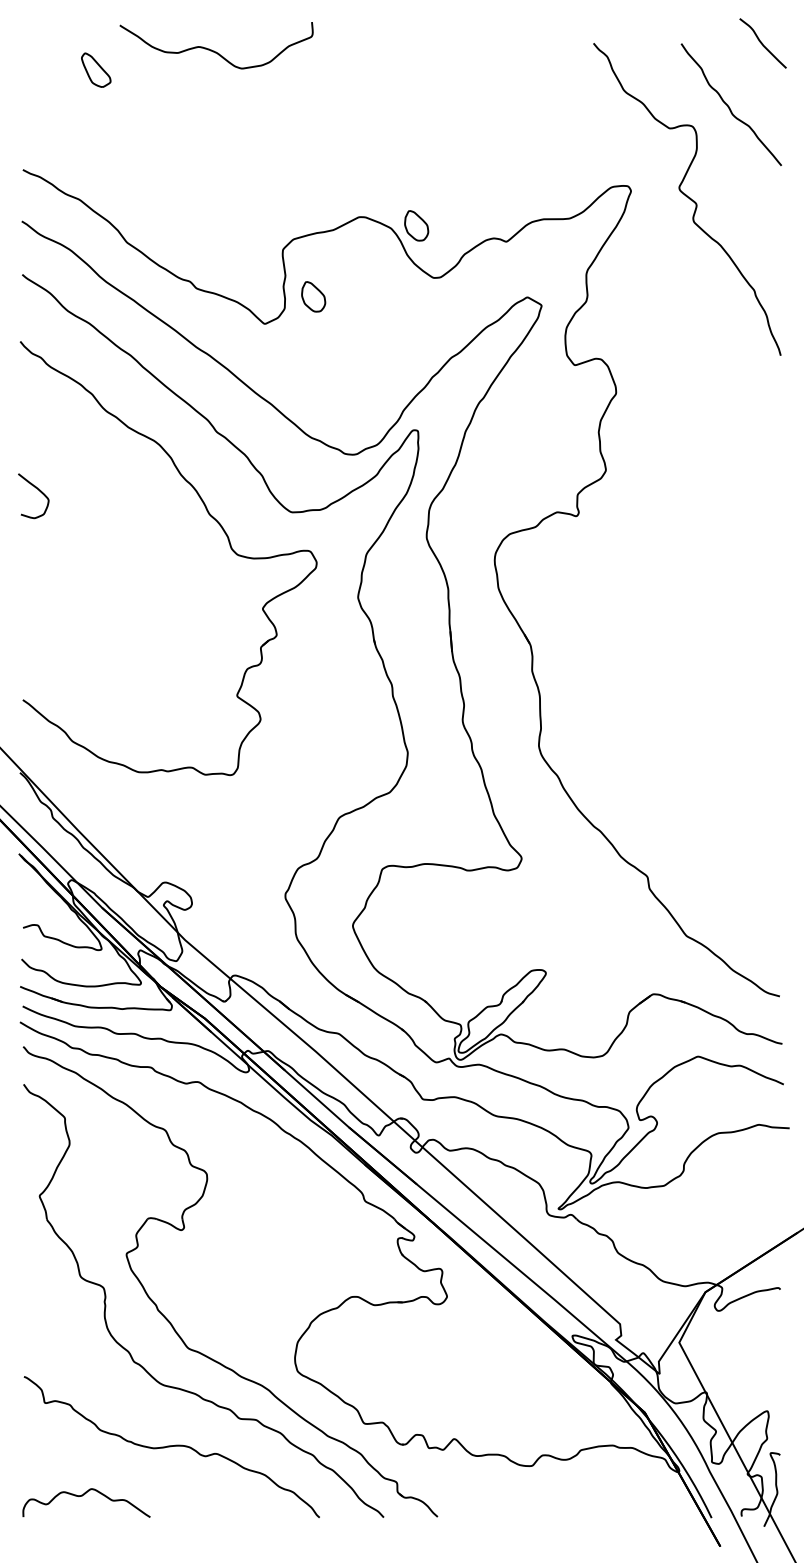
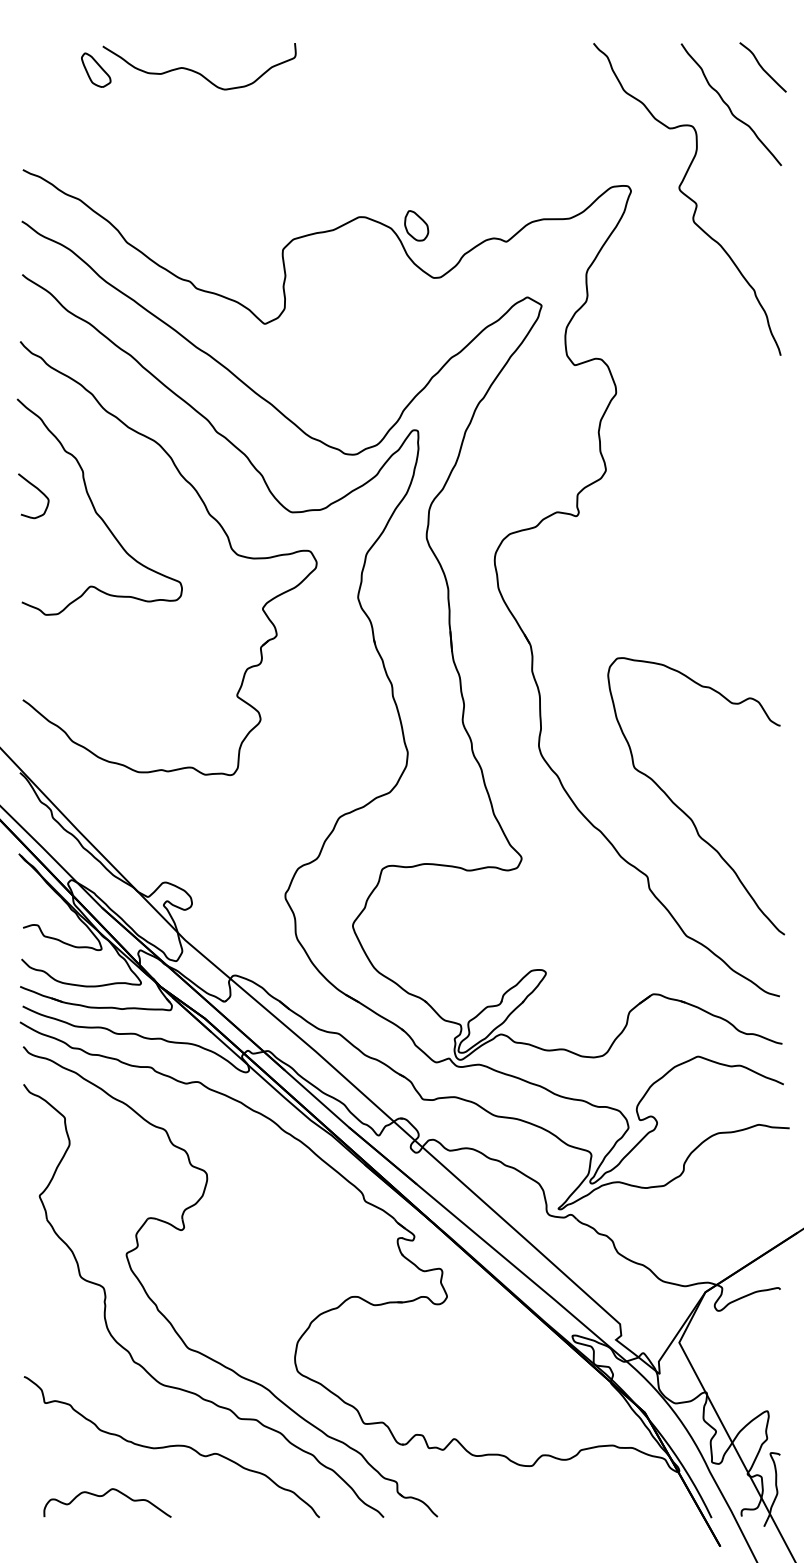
curve position: (762, 43) -> (762, 67) (762, 67)
curve position: (214, 50) -> (197, 71) (197, 71)
part: present -> none (313, 296)
curve: none -> present (95, 508)
curve: none -> present (682, 809)
curve position: (82, 1496) -> (103, 1496) (103, 1496)
